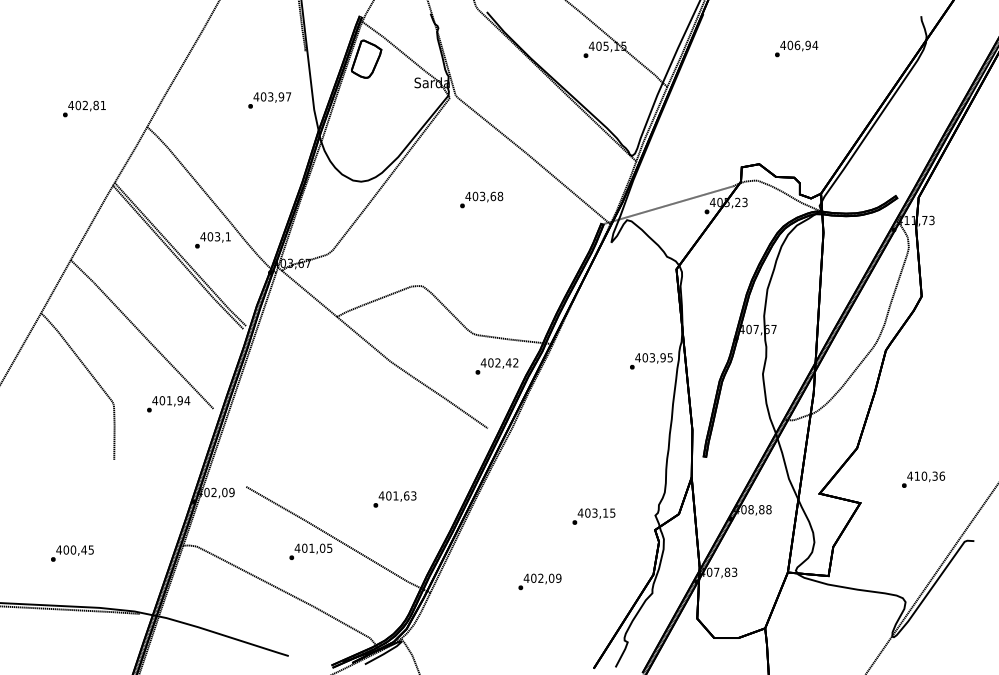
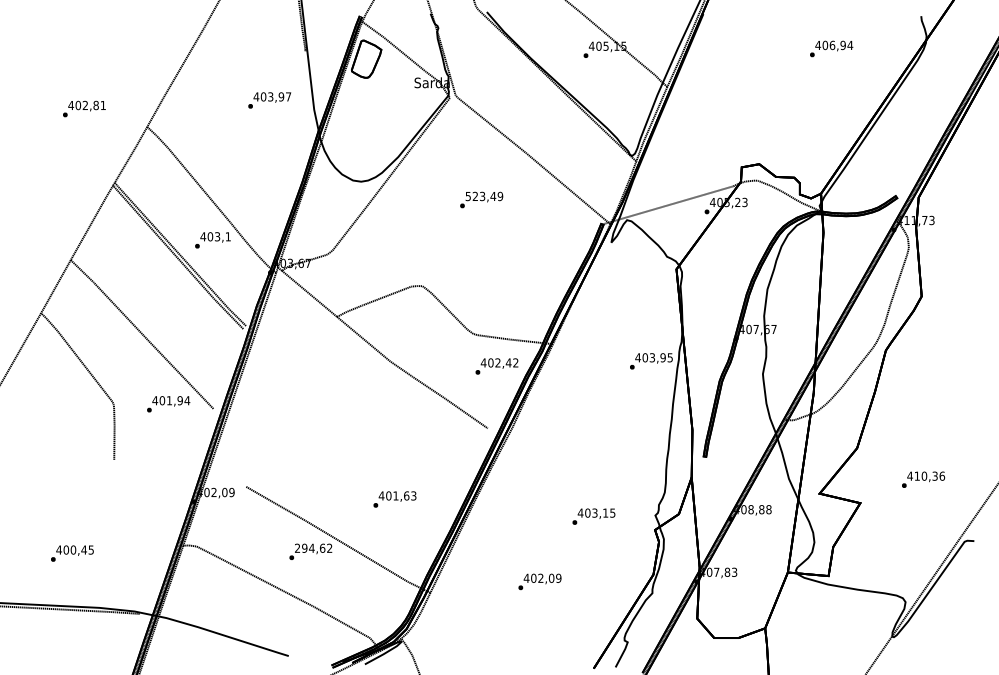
text position: (796, 48) -> (831, 48) (831, 48)
text: 403,68 -> 523,49 (484, 196)
text: 401,05 -> 294,62 (313, 547)
